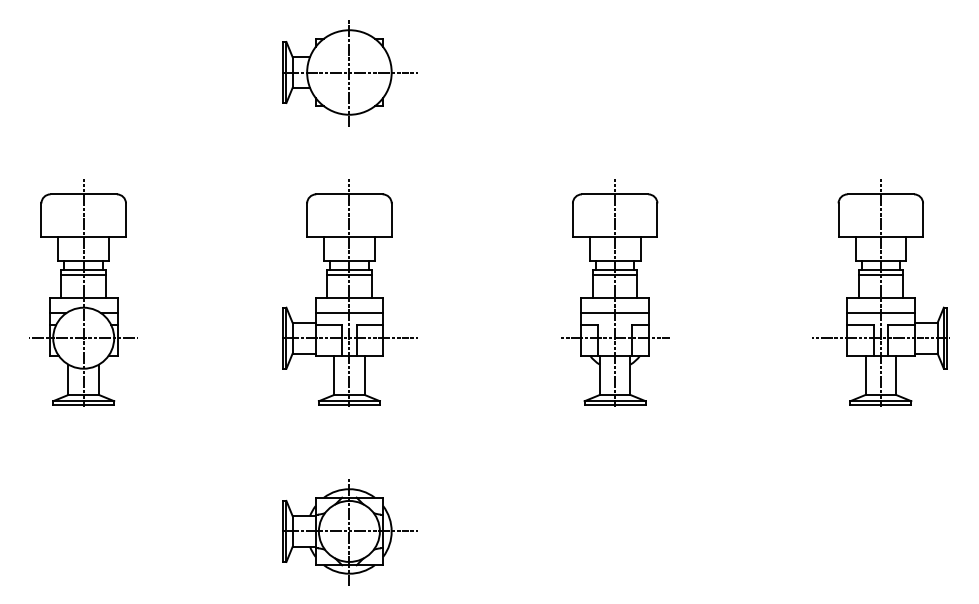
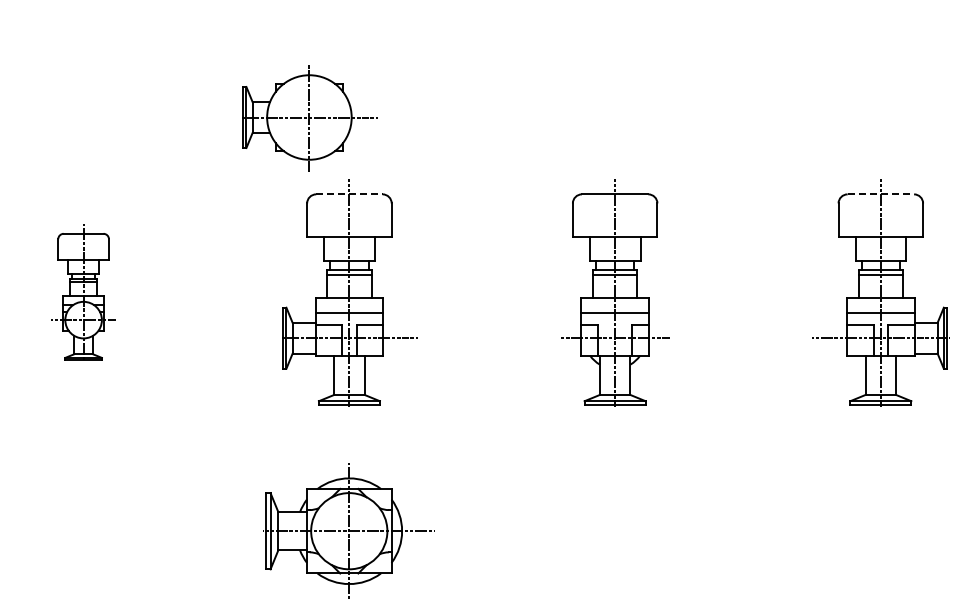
part position: (349, 73) -> (309, 118) (309, 118)
line: solid -> dashed (349, 194)
line: solid -> dashed (881, 194)
part size: 109x228 px -> 65x137 px (83, 292)
part size: 136x107 px -> 172x136 px (348, 530)
